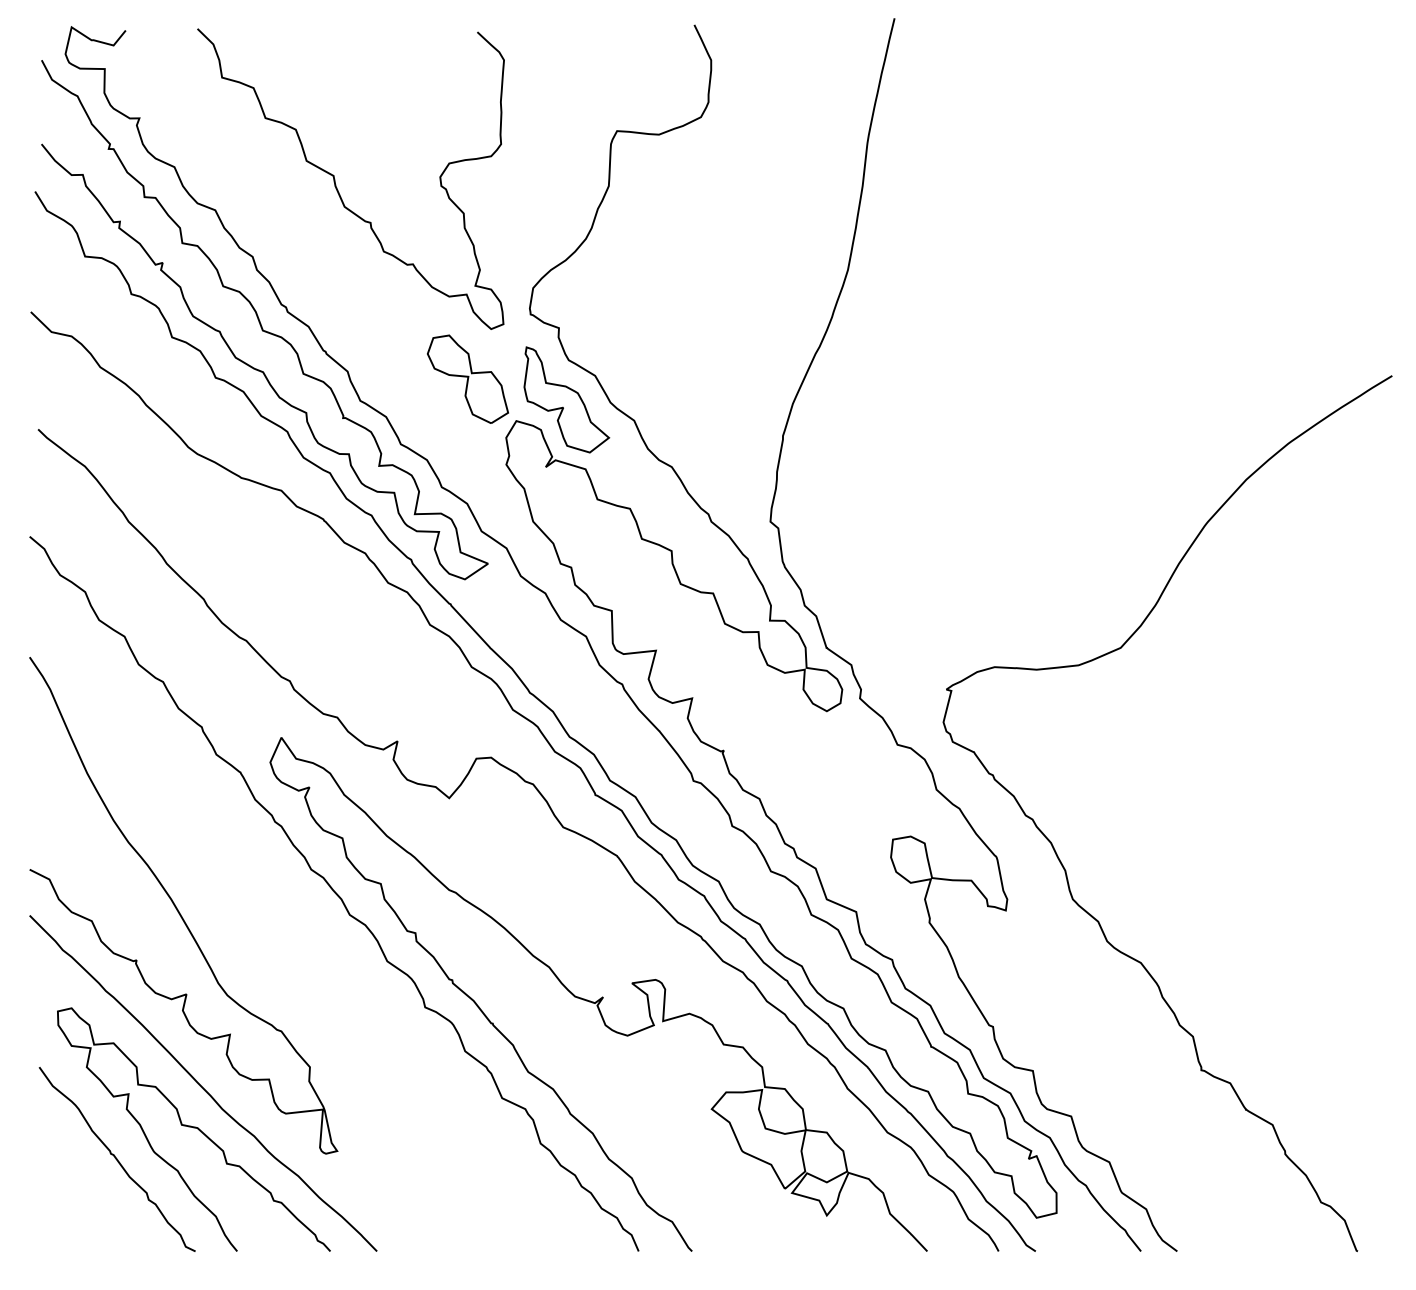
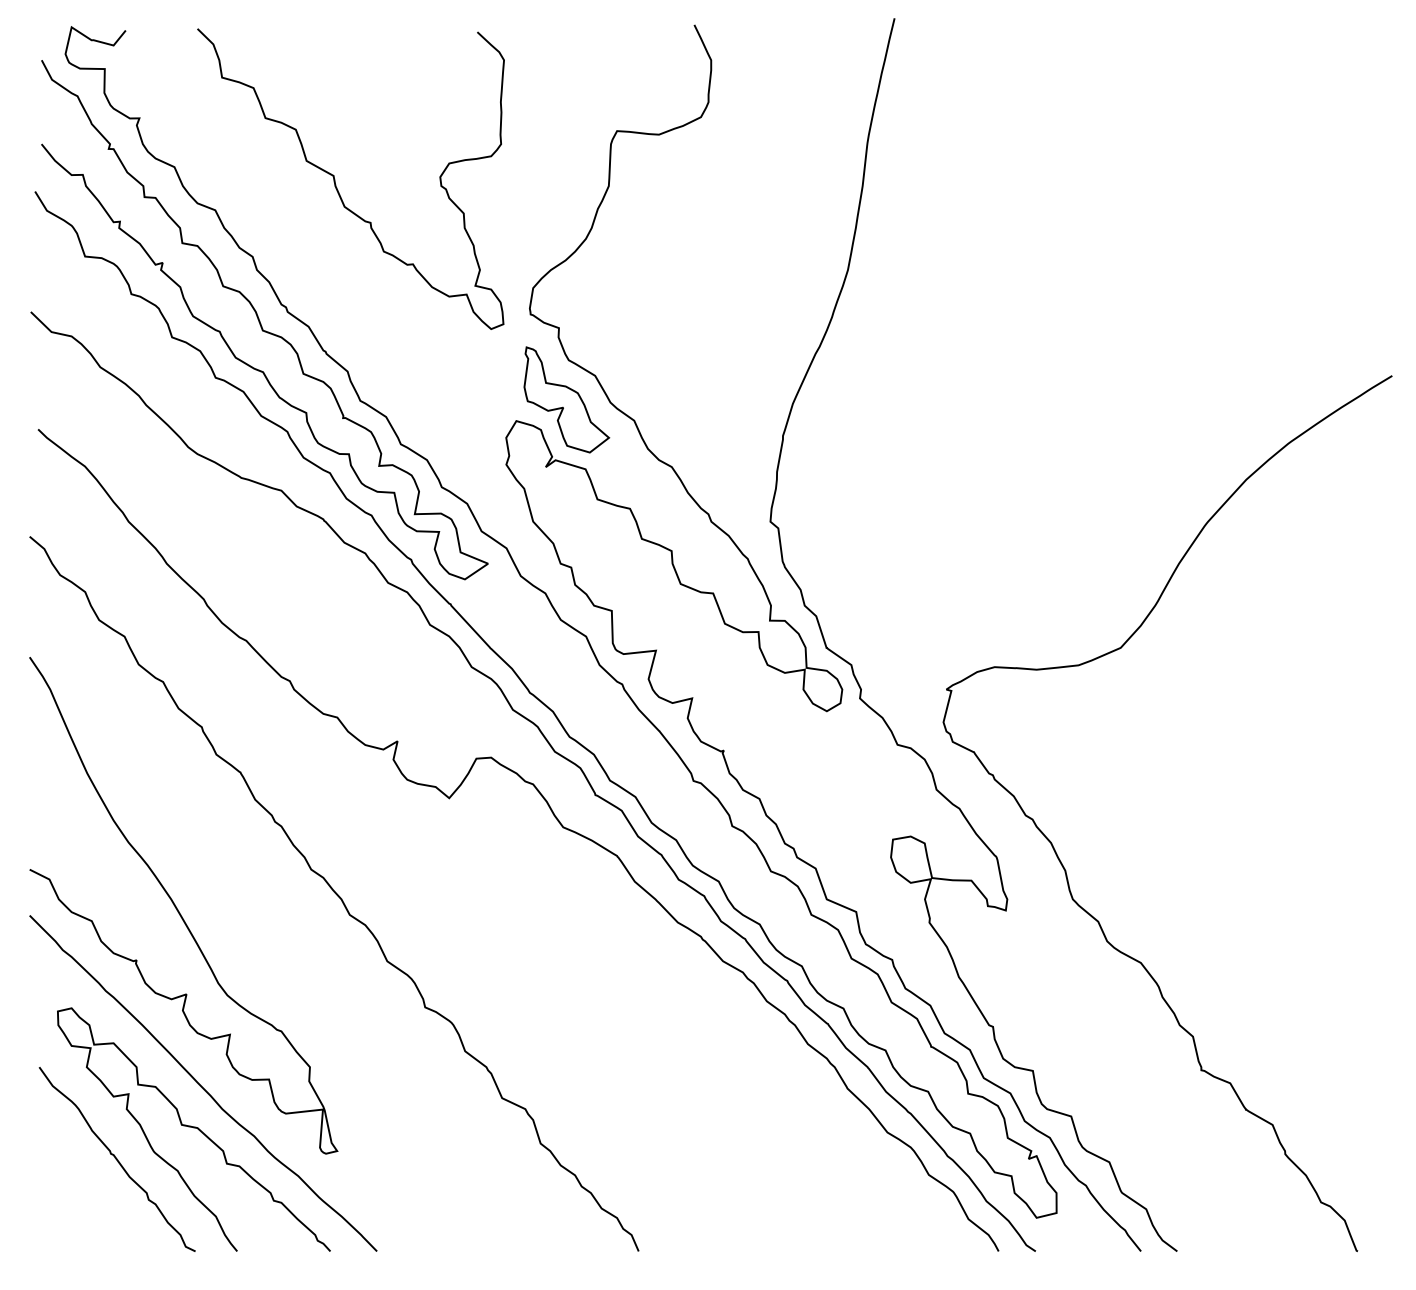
part: present -> none (467, 378)
part: present -> none (598, 994)
